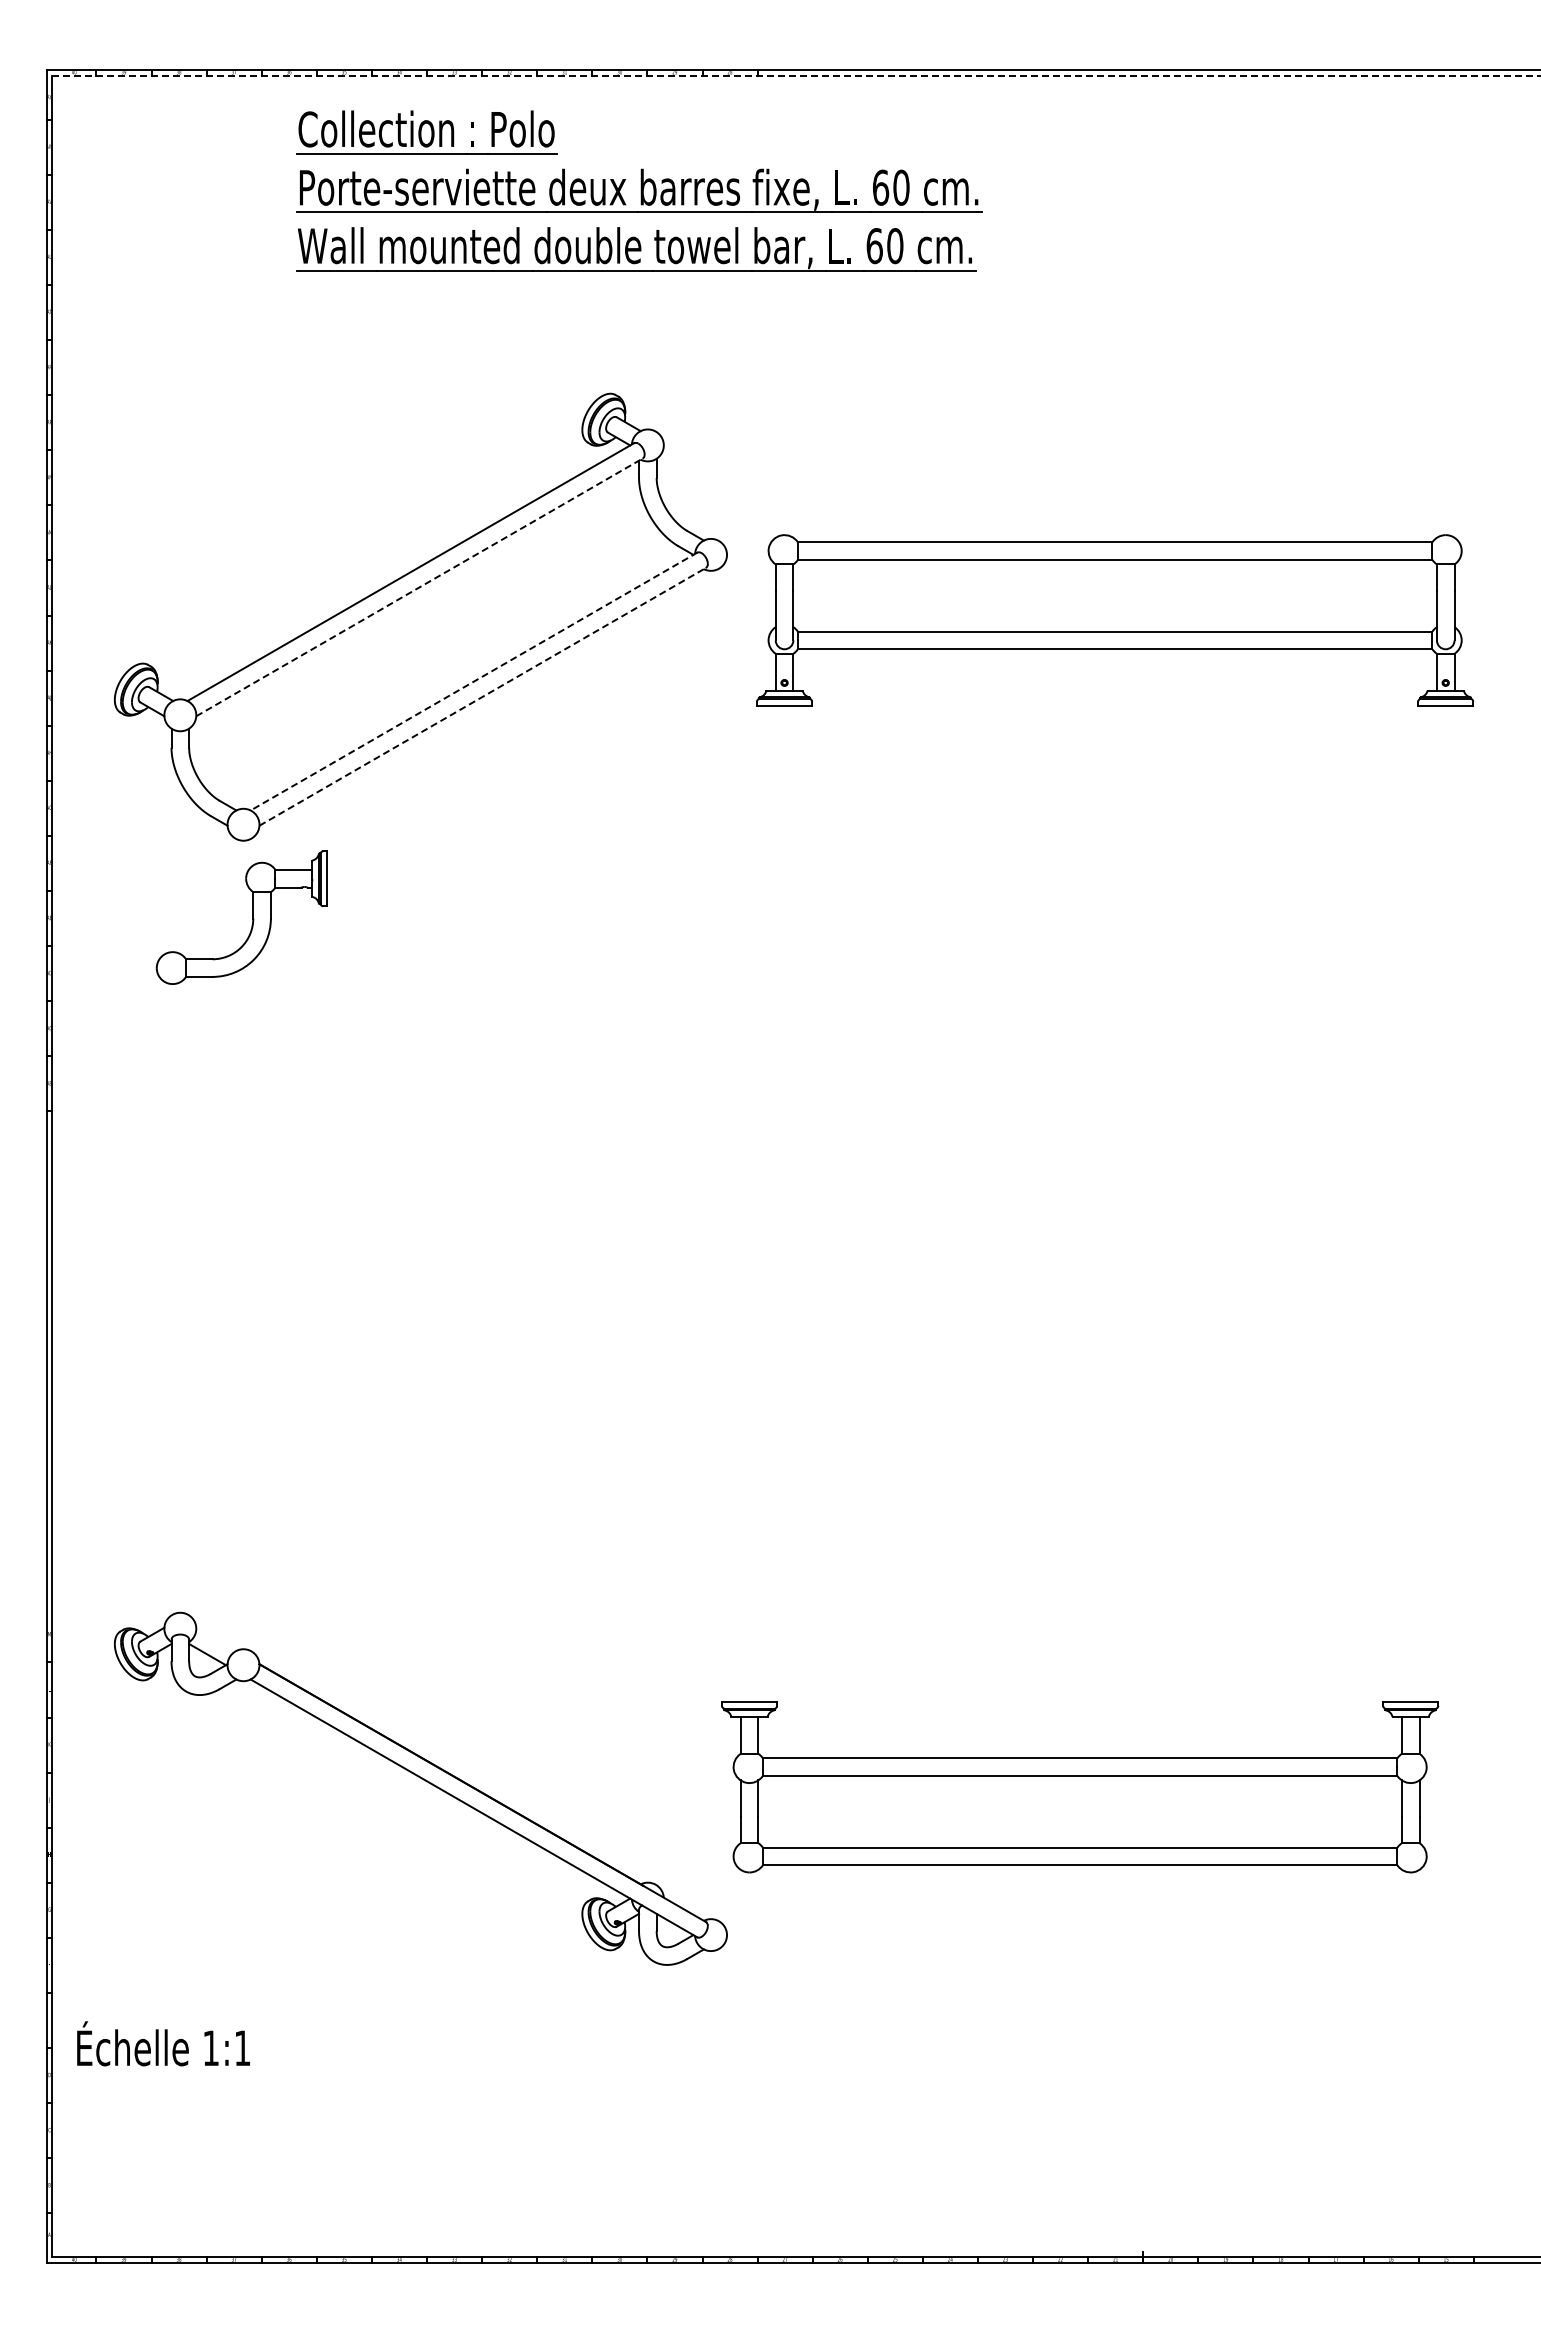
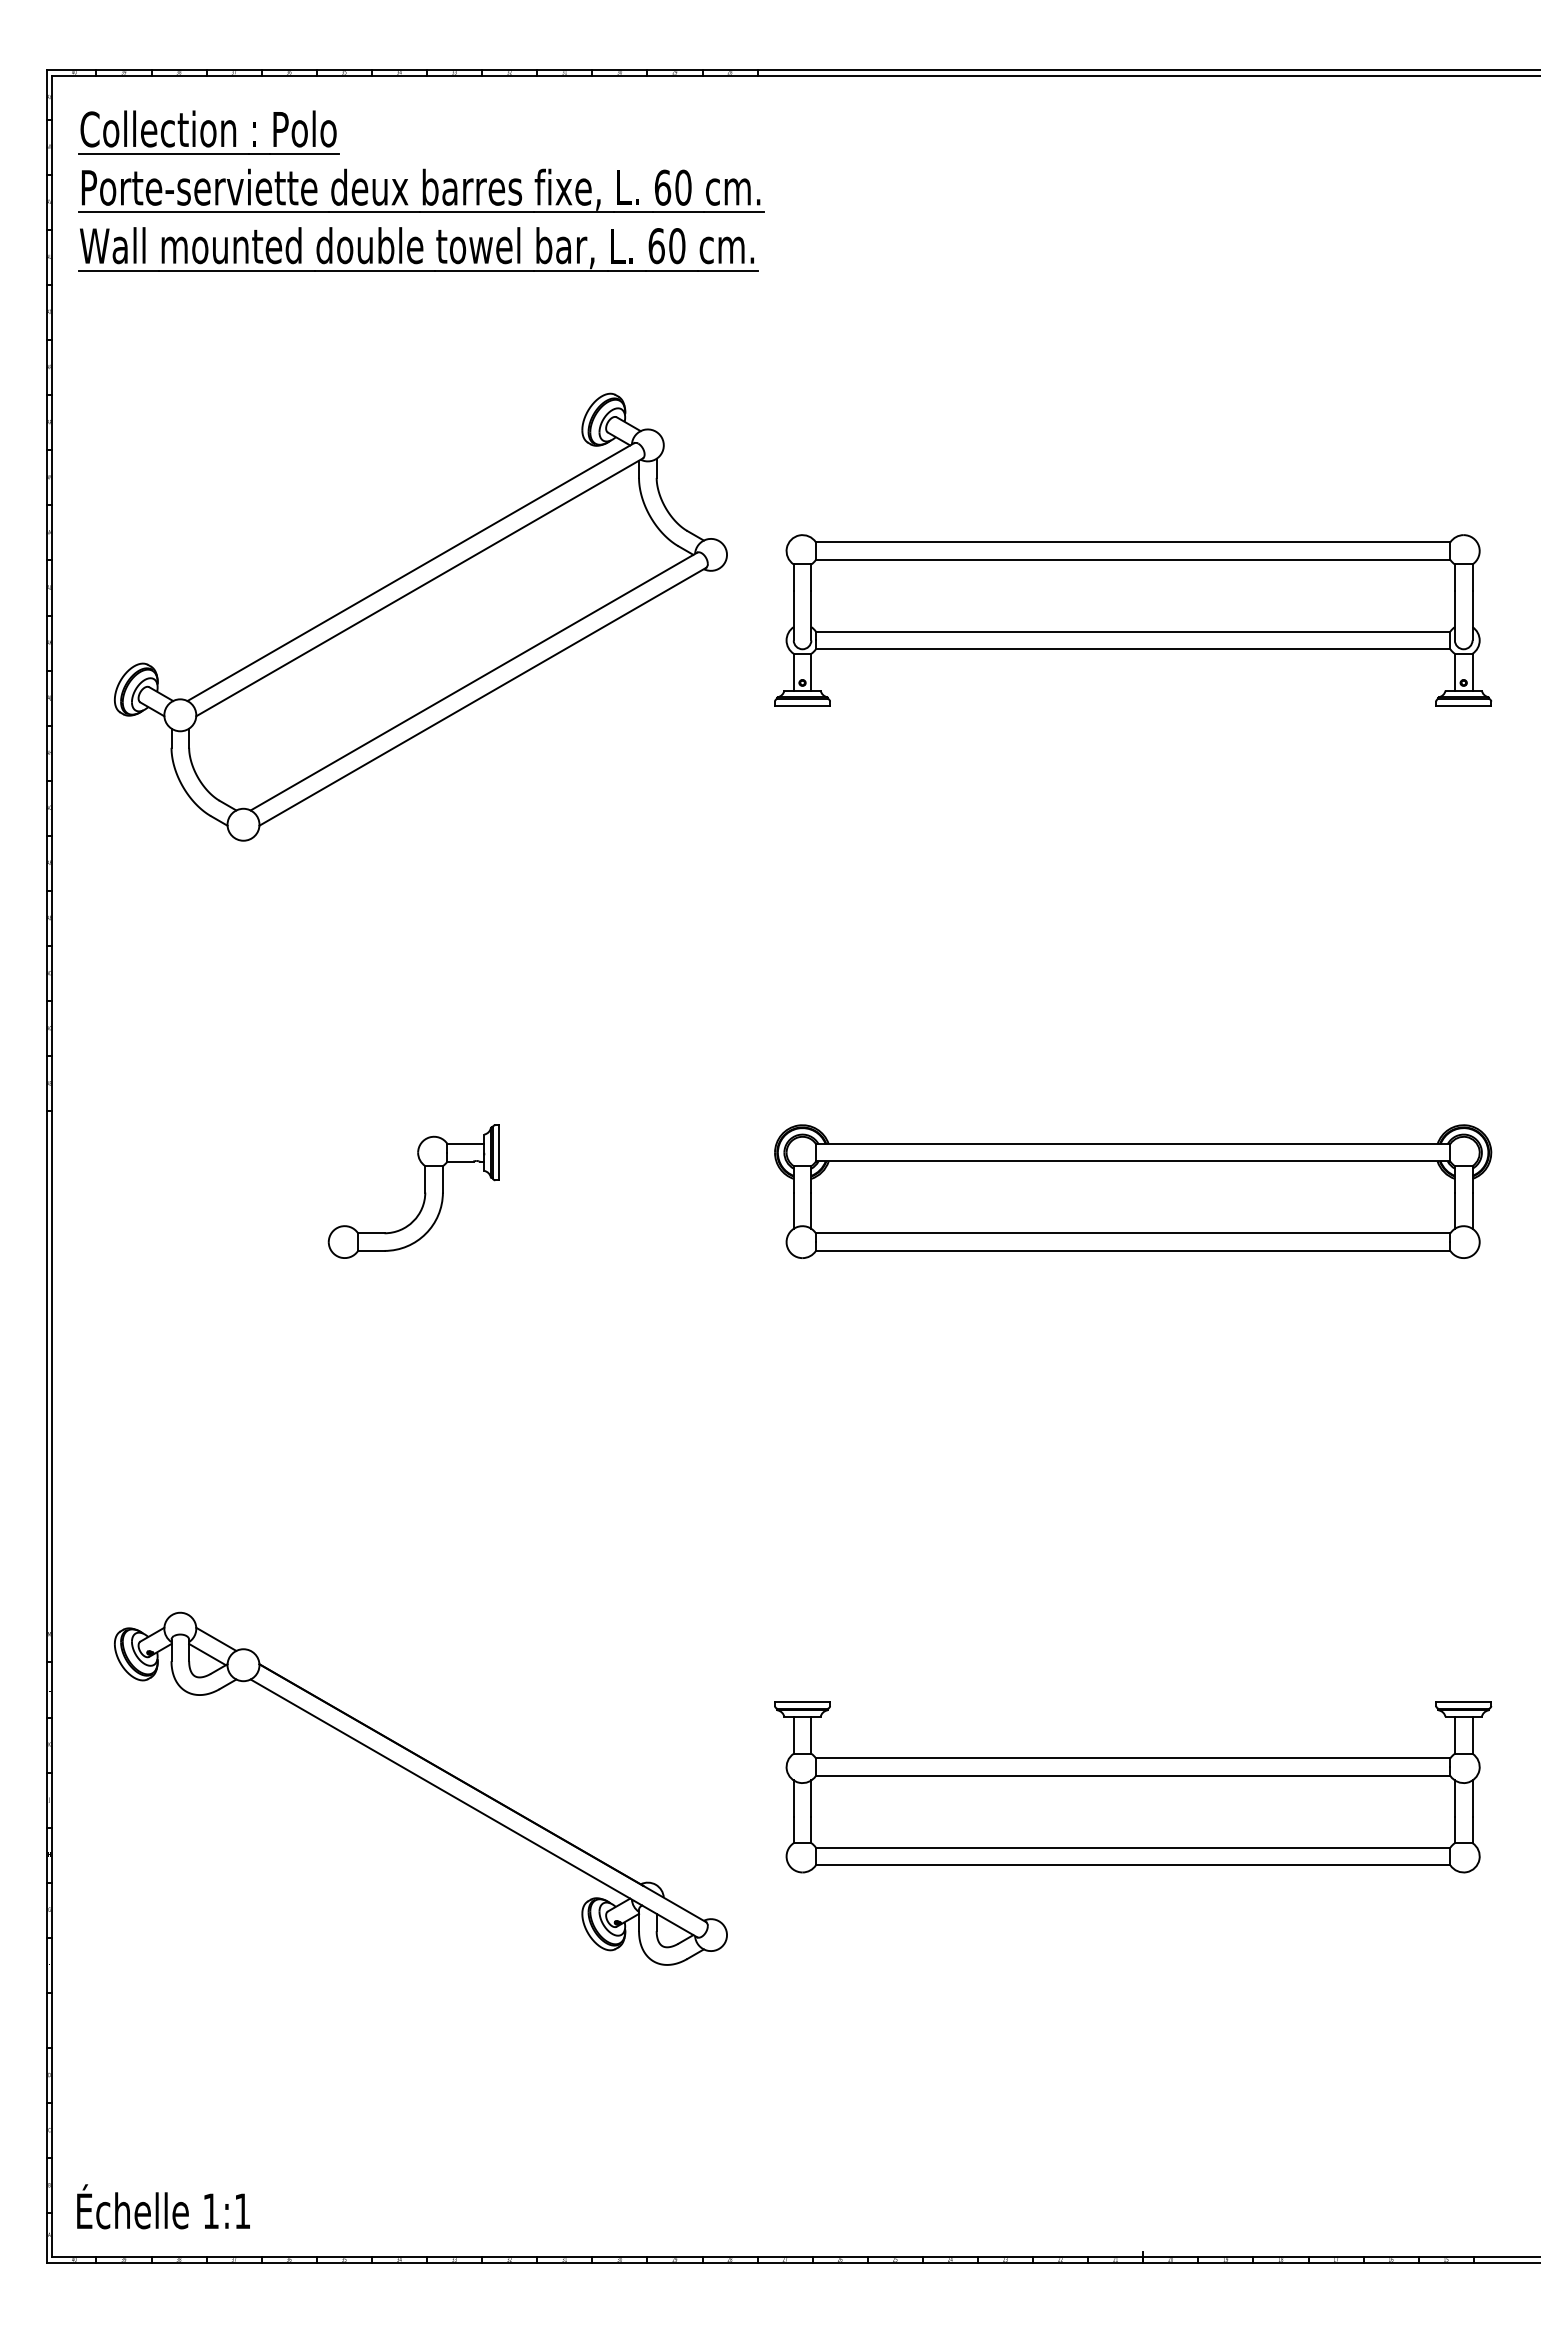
line: dashed -> solid (796, 75)
part position: (639, 190) -> (421, 190) (421, 190)
line: dashed -> solid (420, 587)
part position: (1115, 620) -> (1133, 620) (1133, 620)
line: dashed -> solid (473, 681)
line: dashed -> solid (483, 696)
part position: (252, 917) -> (424, 1191) (424, 1191)
part: none -> present (1133, 1191)
line: none -> present (216, 1638)
part position: (1080, 1787) -> (1133, 1787) (1133, 1787)
text position: (163, 2043) -> (163, 2206) (163, 2206)
